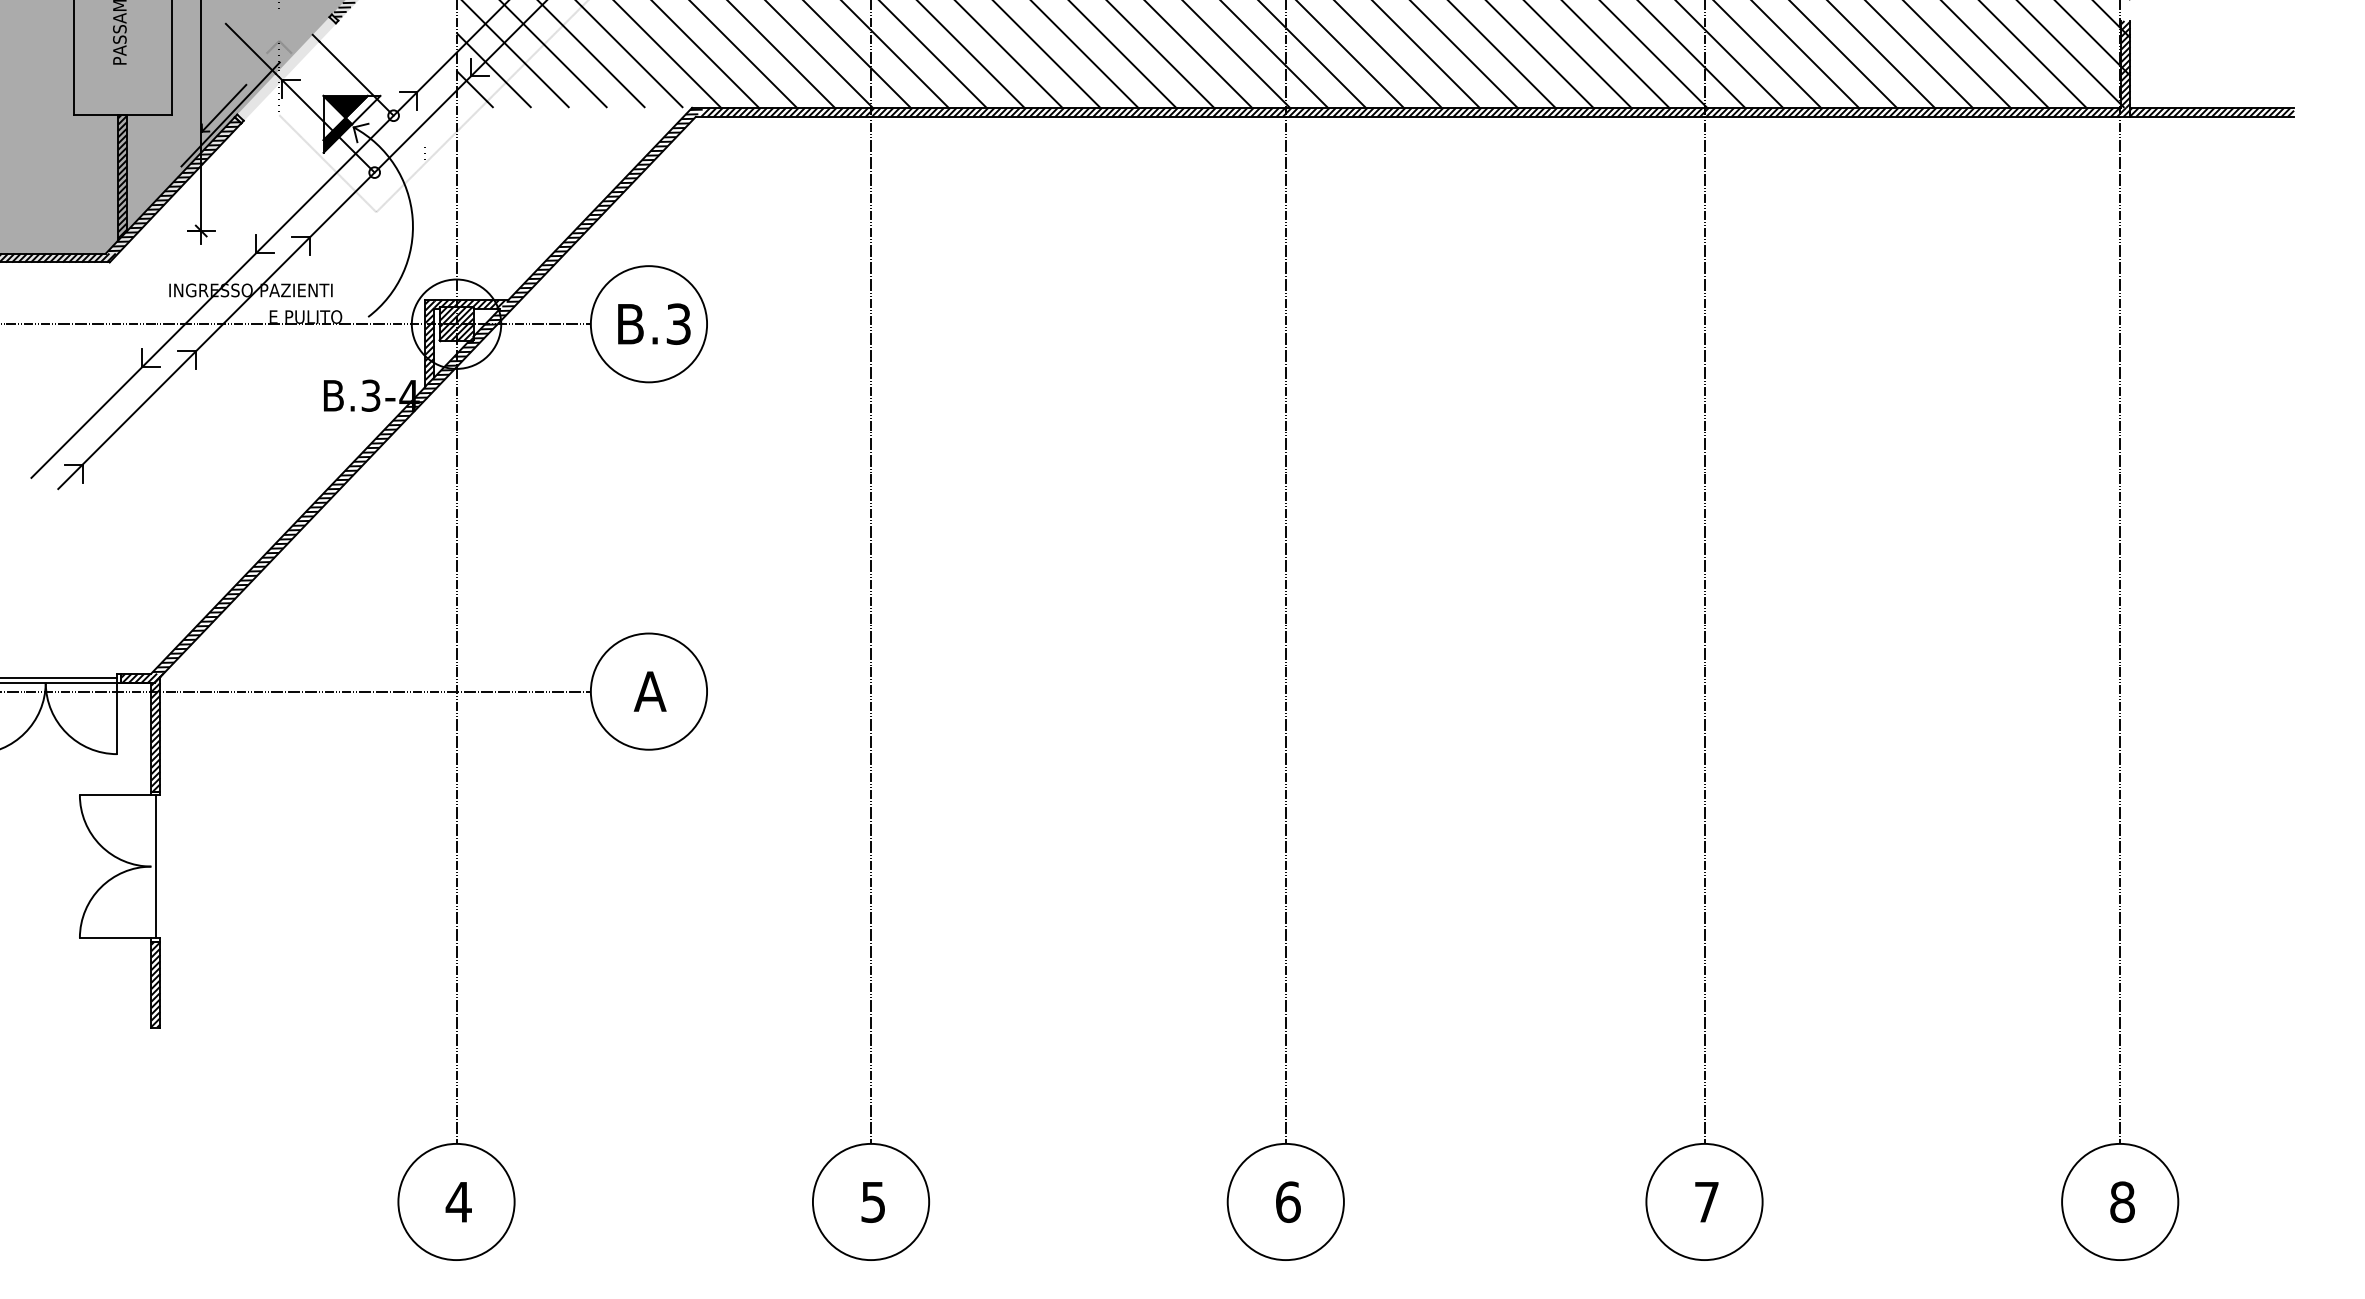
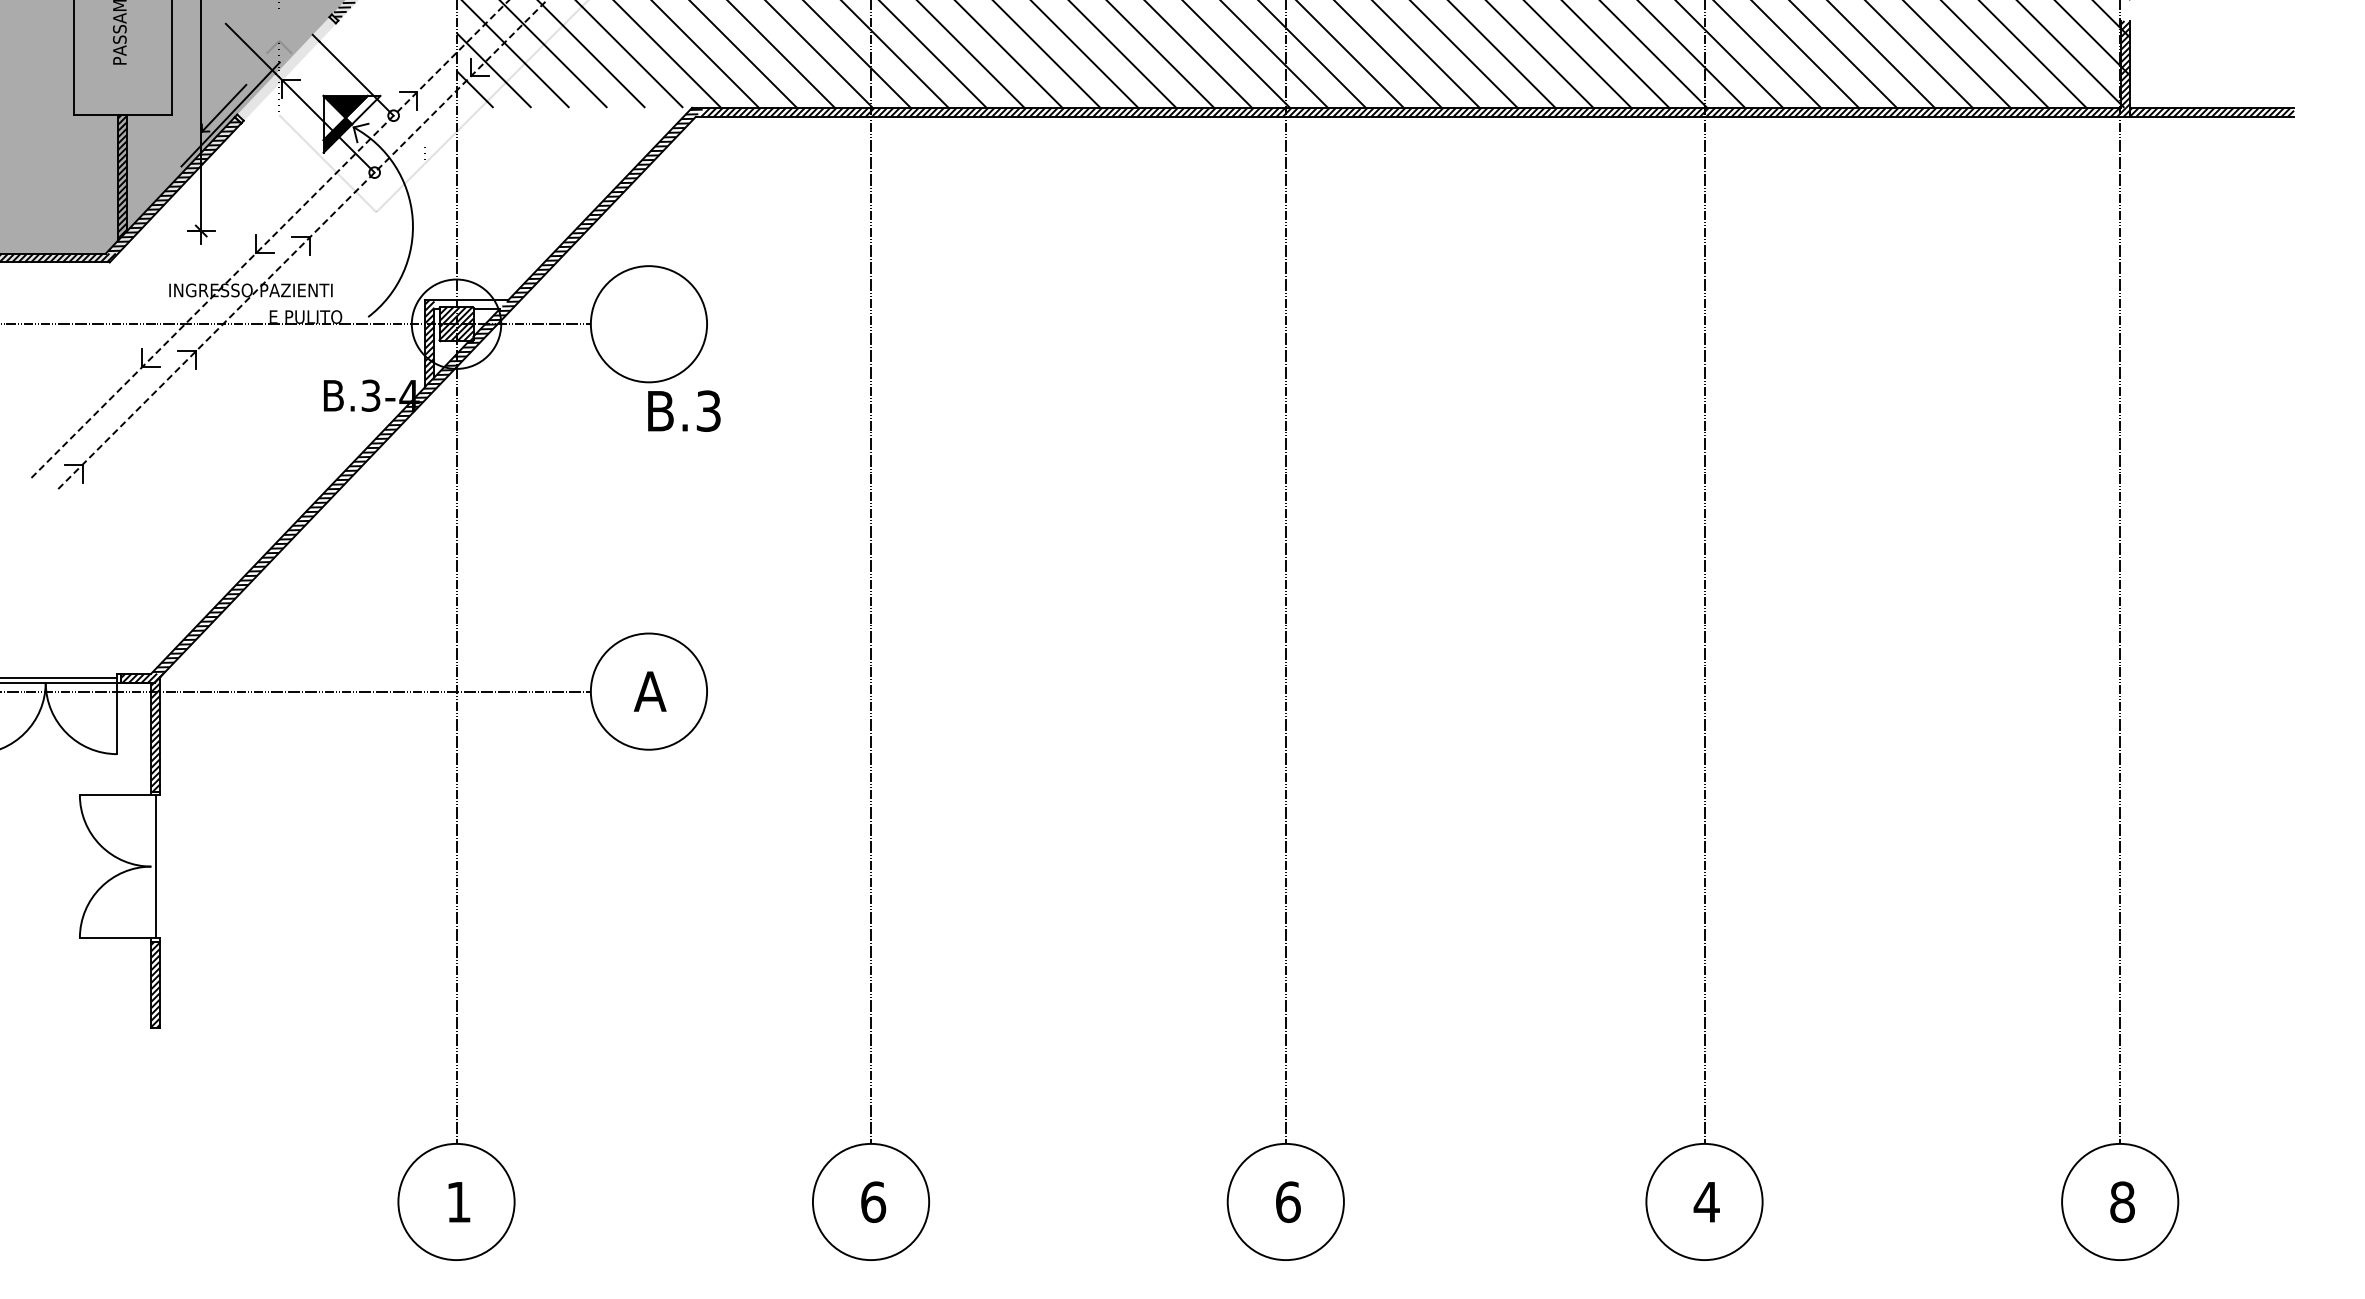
line: solid -> dashed (270, 239)
line: solid -> dashed (302, 244)
hatch: present -> none (469, 304)
text position: (654, 323) -> (684, 410) (684, 410)
text: 4 -> 1 (458, 1202)
text: 5 -> 6 (873, 1202)
text: 7 -> 4 (1706, 1202)
